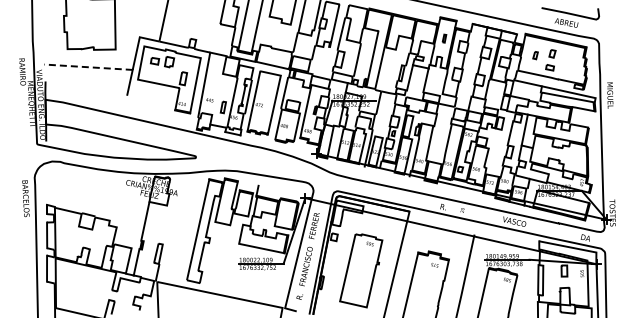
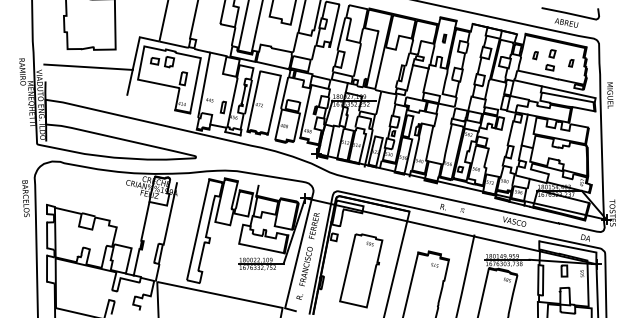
line: none -> present (193, 20)
part: none -> present (571, 63)
line: dashed -> solid (88, 67)
line: none -> present (169, 213)
